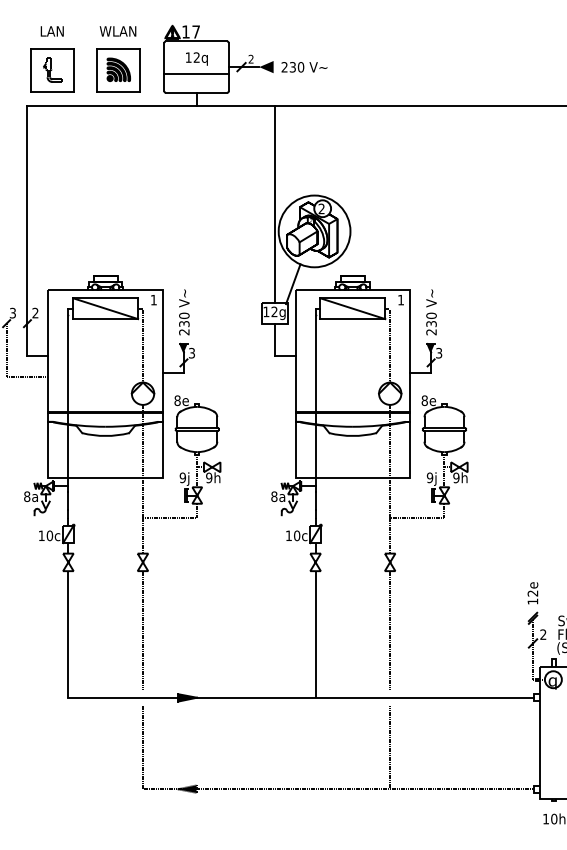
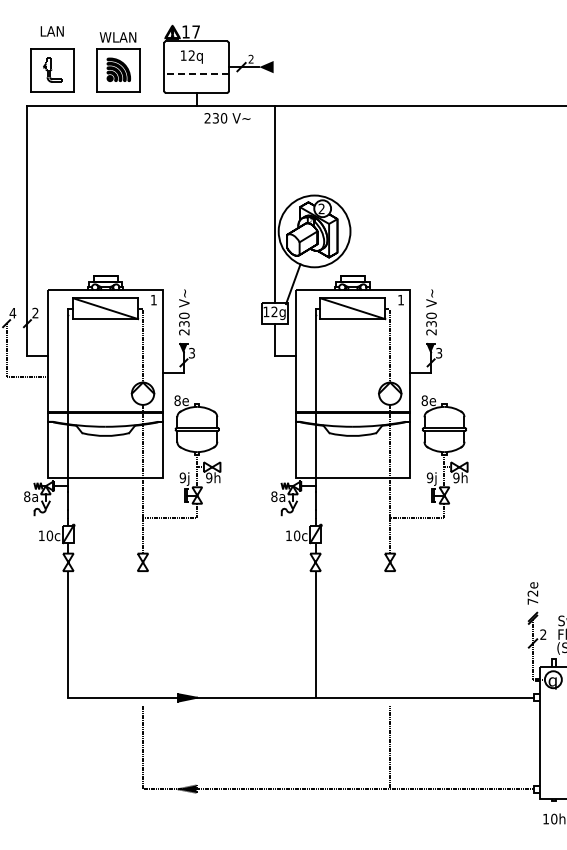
text position: (117, 31) -> (117, 37) (117, 37)
text position: (196, 58) -> (191, 56) (191, 56)
text position: (304, 67) -> (227, 118) (227, 118)
line: solid -> dashed (196, 73)
text: 3 -> 4 (12, 312)
text: 12e -> 72e (532, 601)
line: present -> none (142, 630)
line: present -> none (390, 630)
